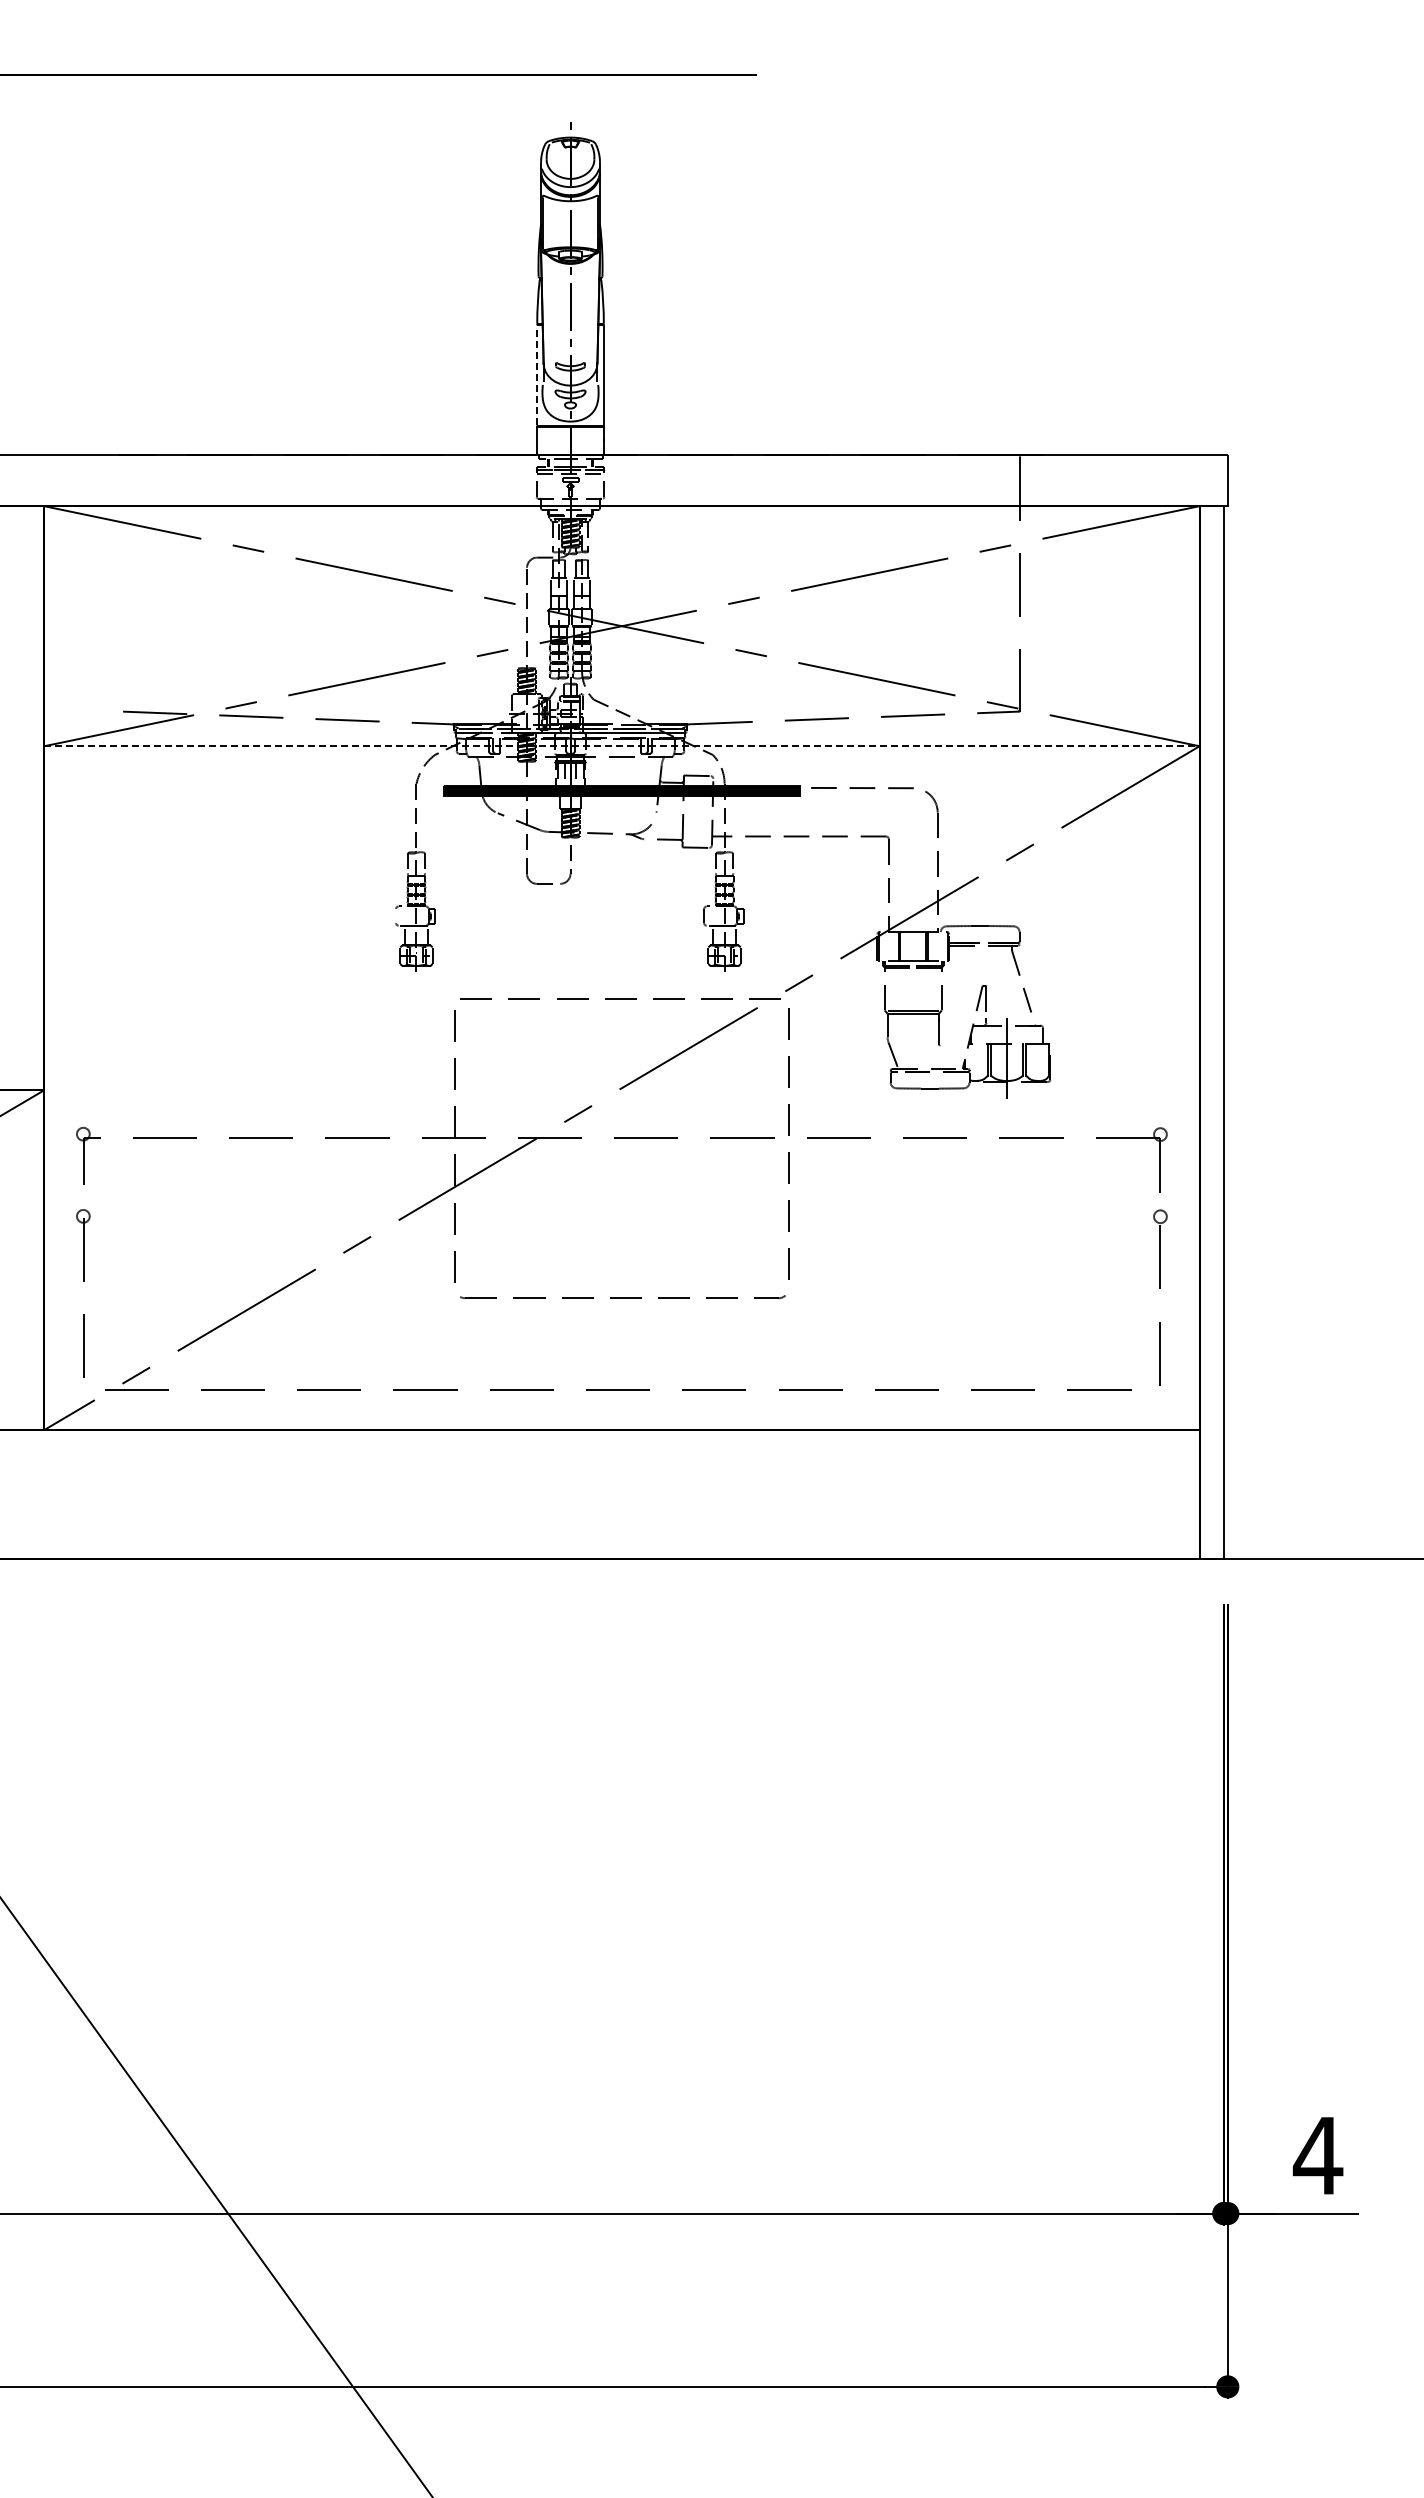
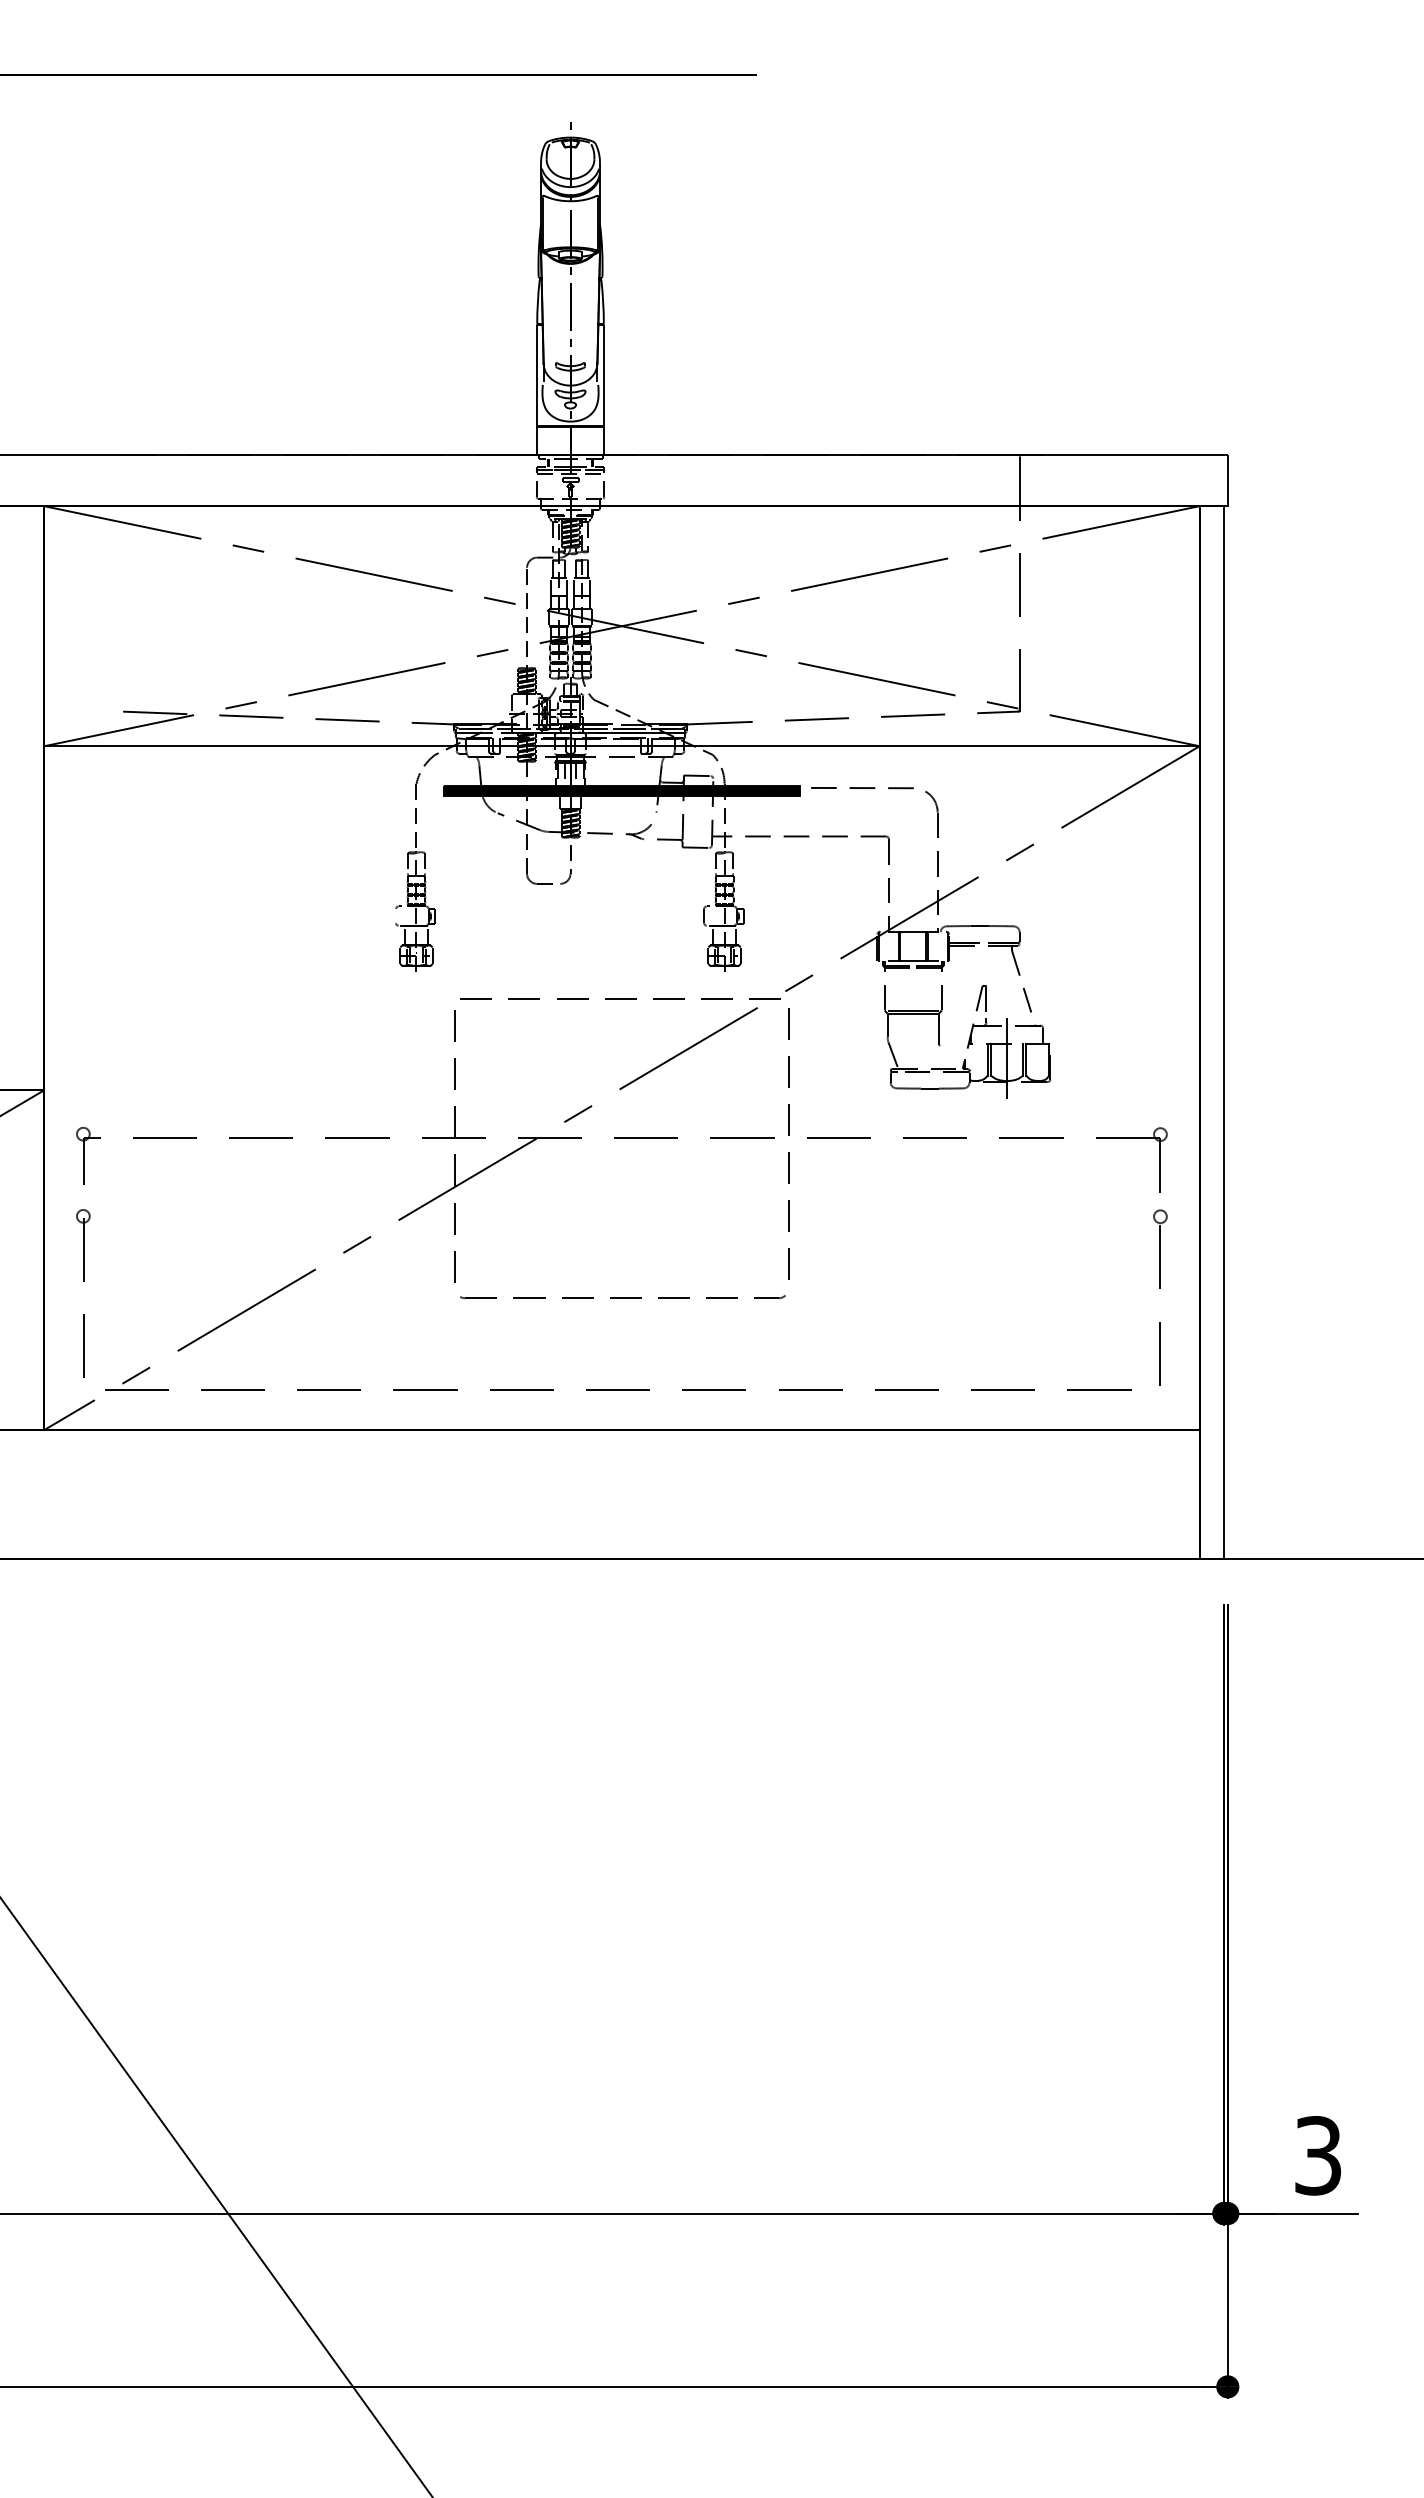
line: dashed -> solid (537, 375)
line: dashed -> solid (621, 746)
text: 4 -> 3 (1317, 2155)
